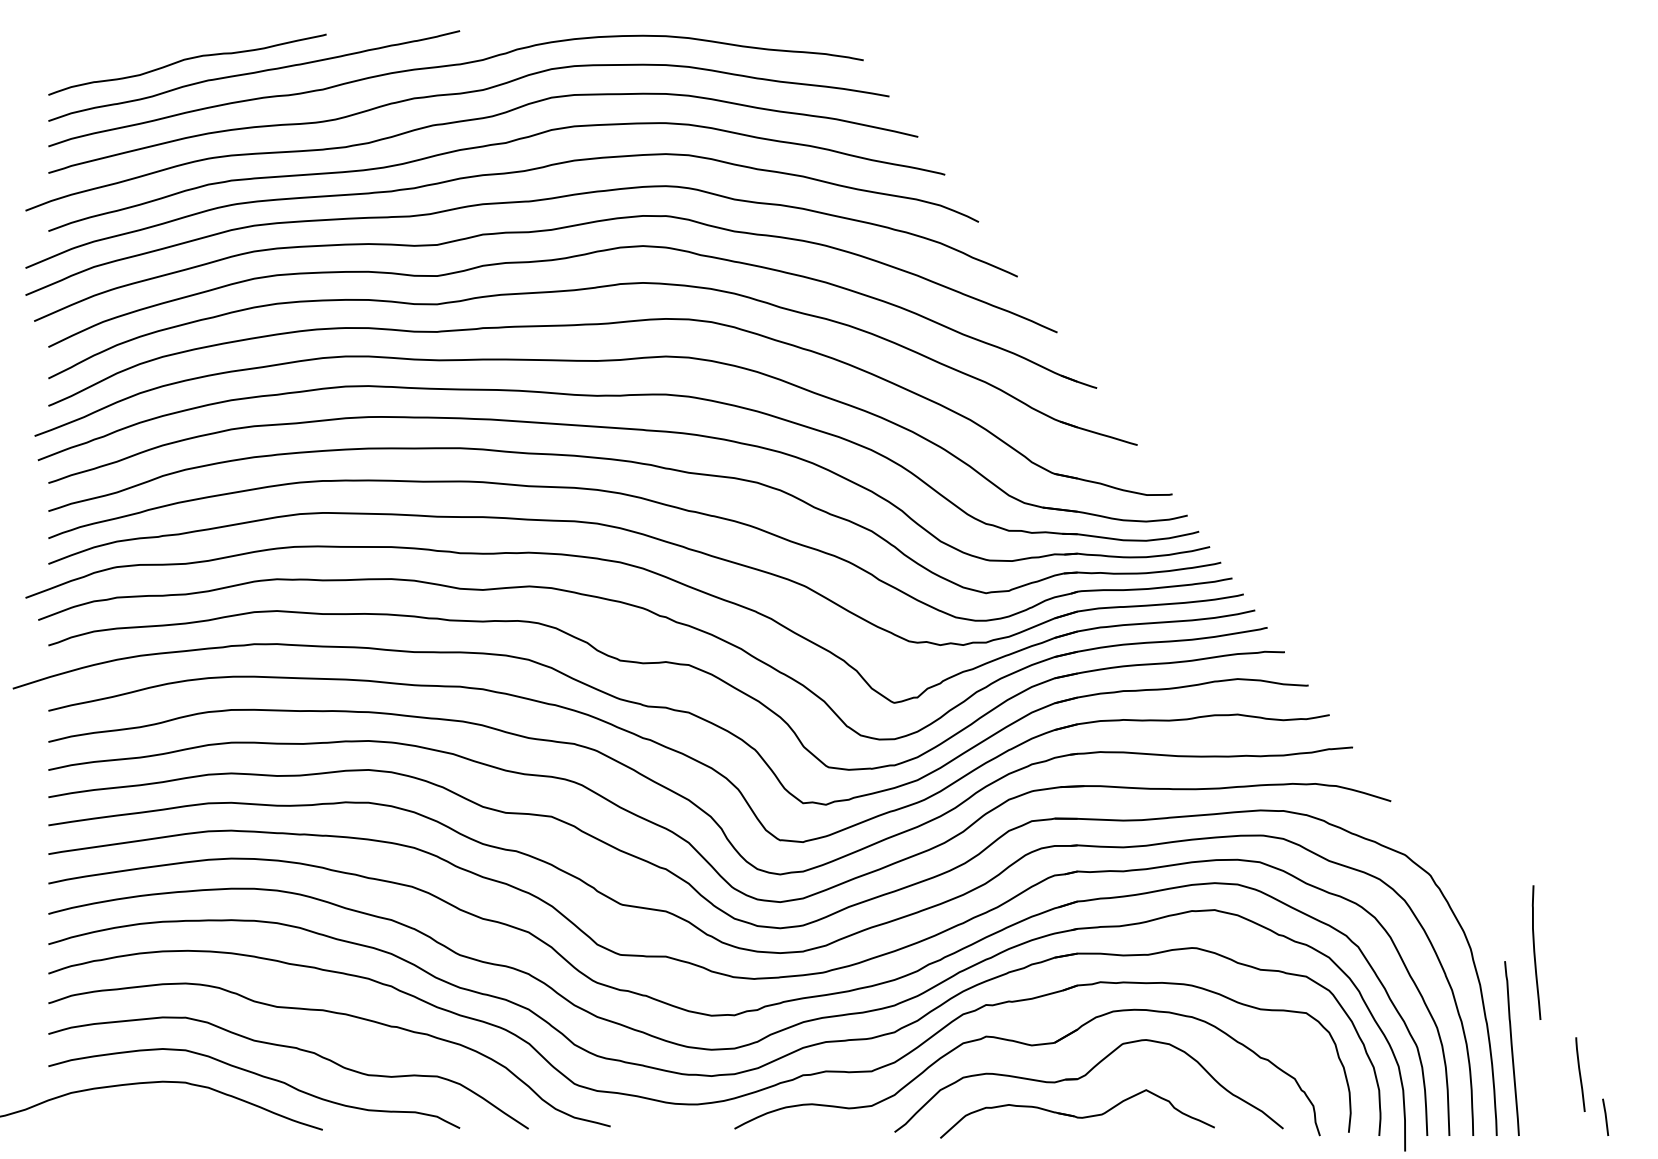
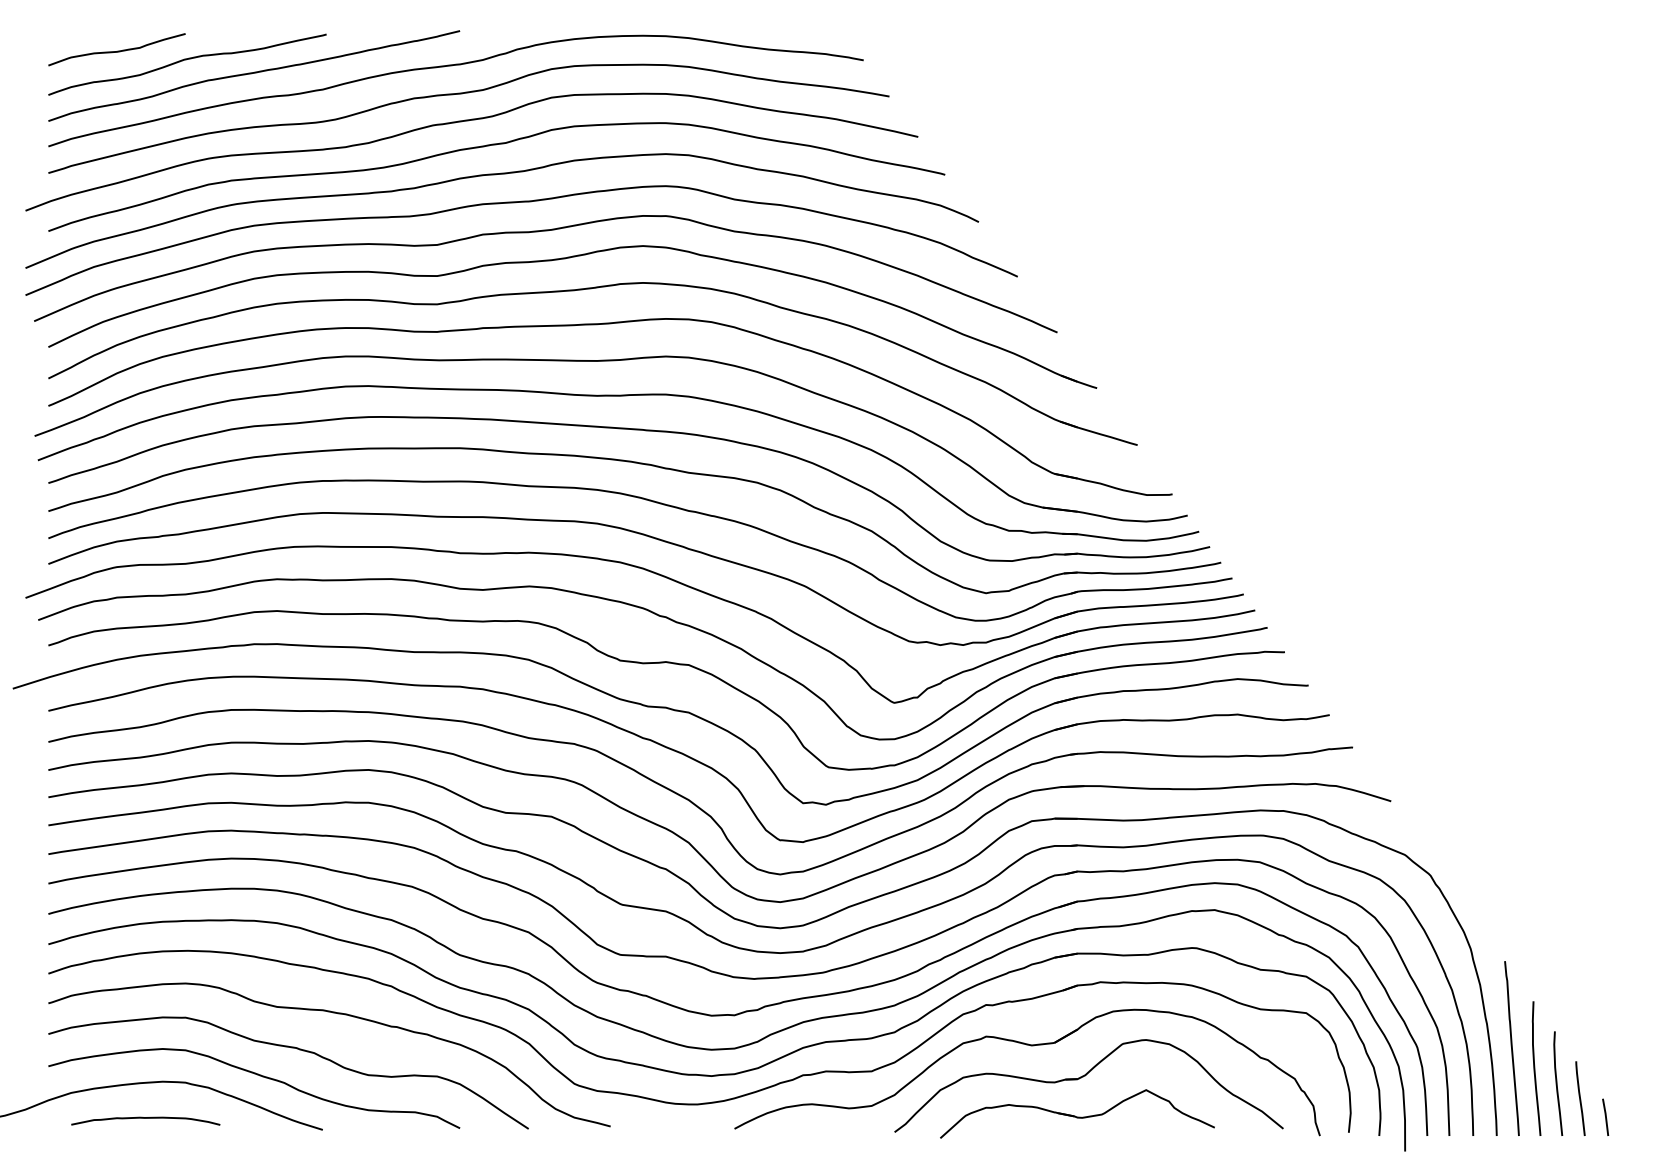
curve: none -> present (117, 50)
curve position: (1535, 952) -> (1535, 1068) (1535, 1068)
line position: (1580, 1074) -> (1580, 1098) (1580, 1098)
curve: none -> present (1557, 1083)
curve: none -> present (145, 1118)
